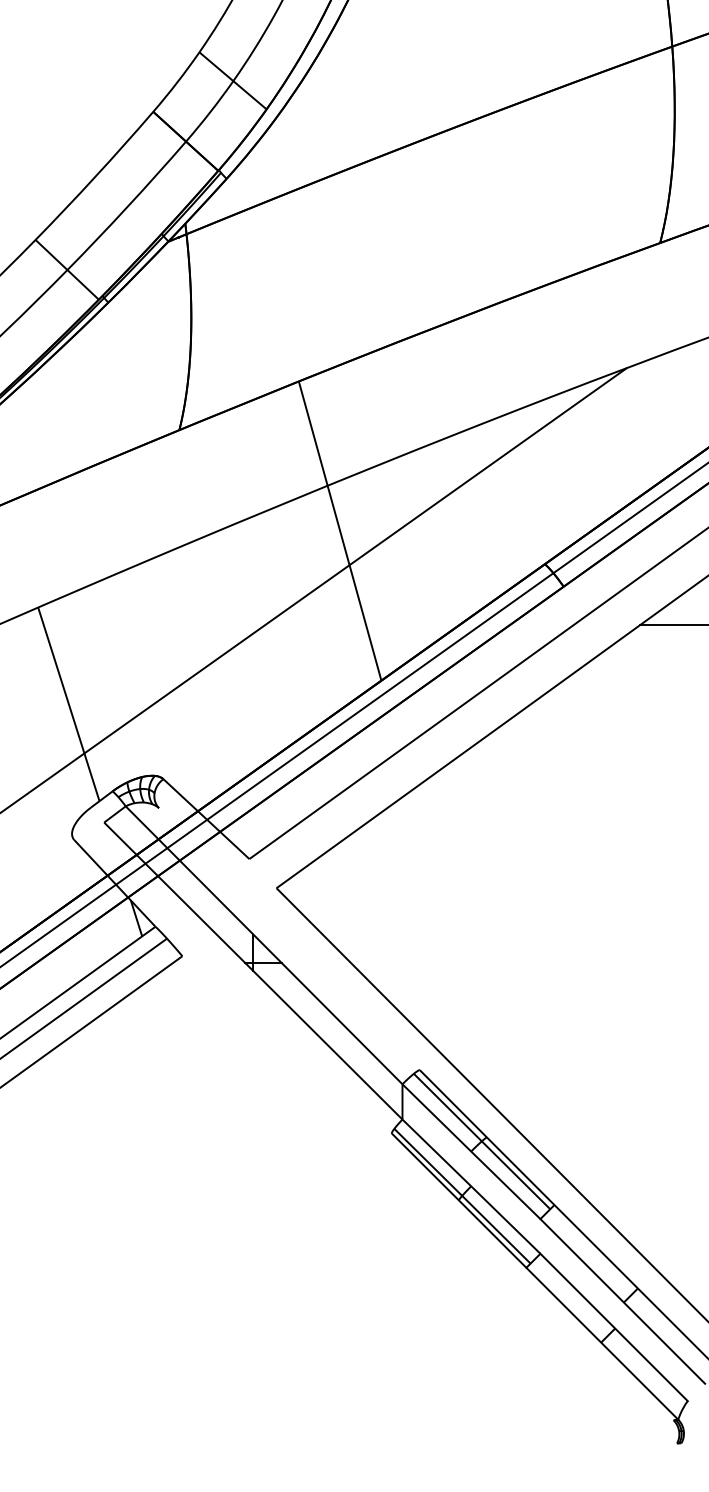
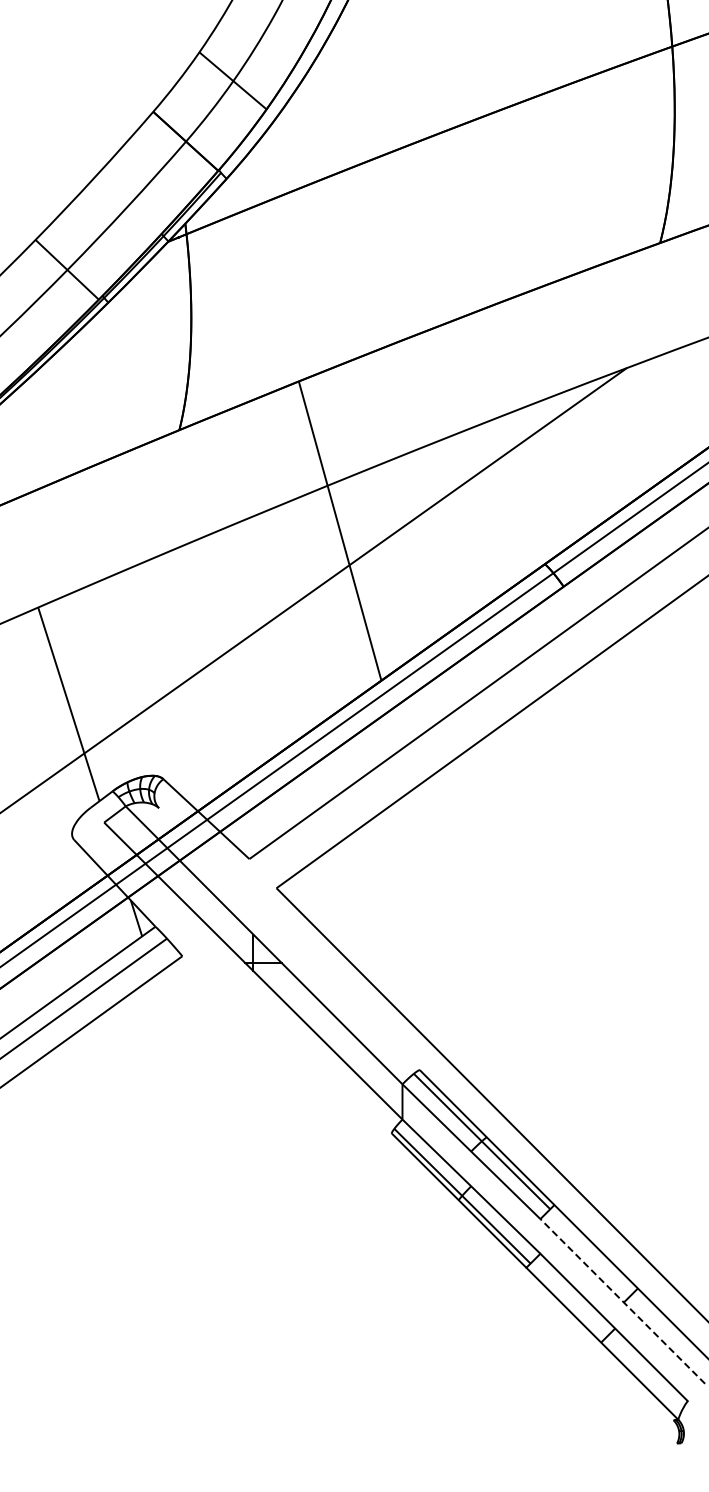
line: present -> none (672, 625)
line: solid -> dashed (622, 1301)
